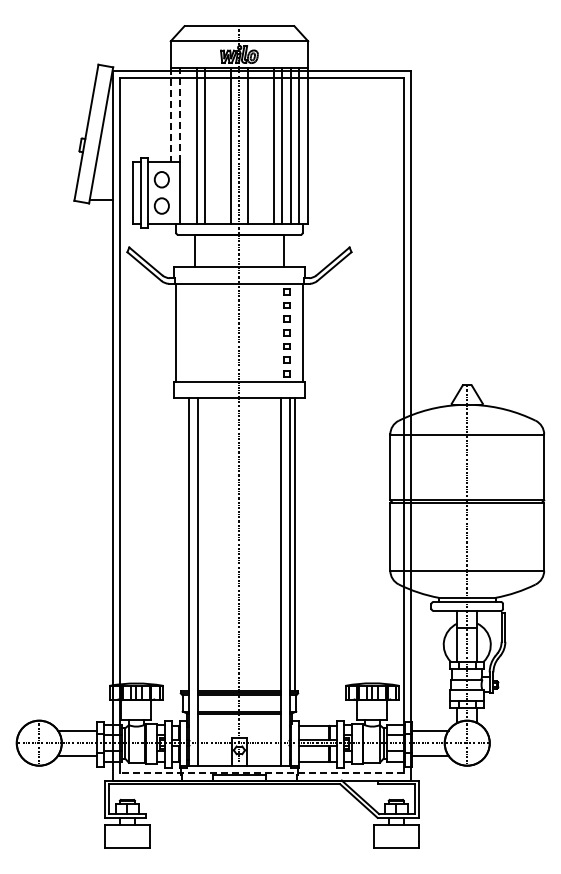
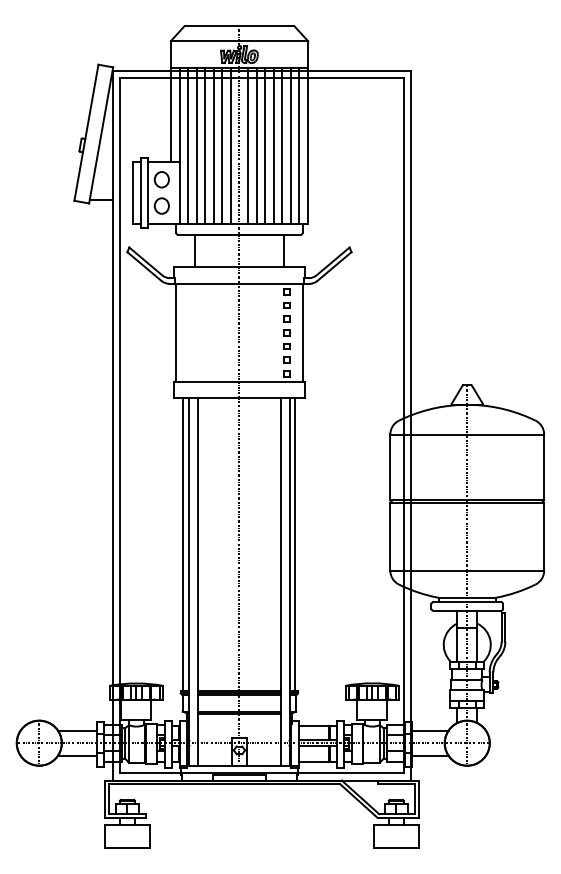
line: dashed -> solid (171, 114)
line: dashed -> solid (179, 114)
line: none -> present (188, 145)
line: none -> present (213, 145)
line: none -> present (222, 145)
line: none -> present (256, 145)
line: none -> present (265, 145)
line: none -> present (183, 544)
line: dashed -> solid (261, 773)
